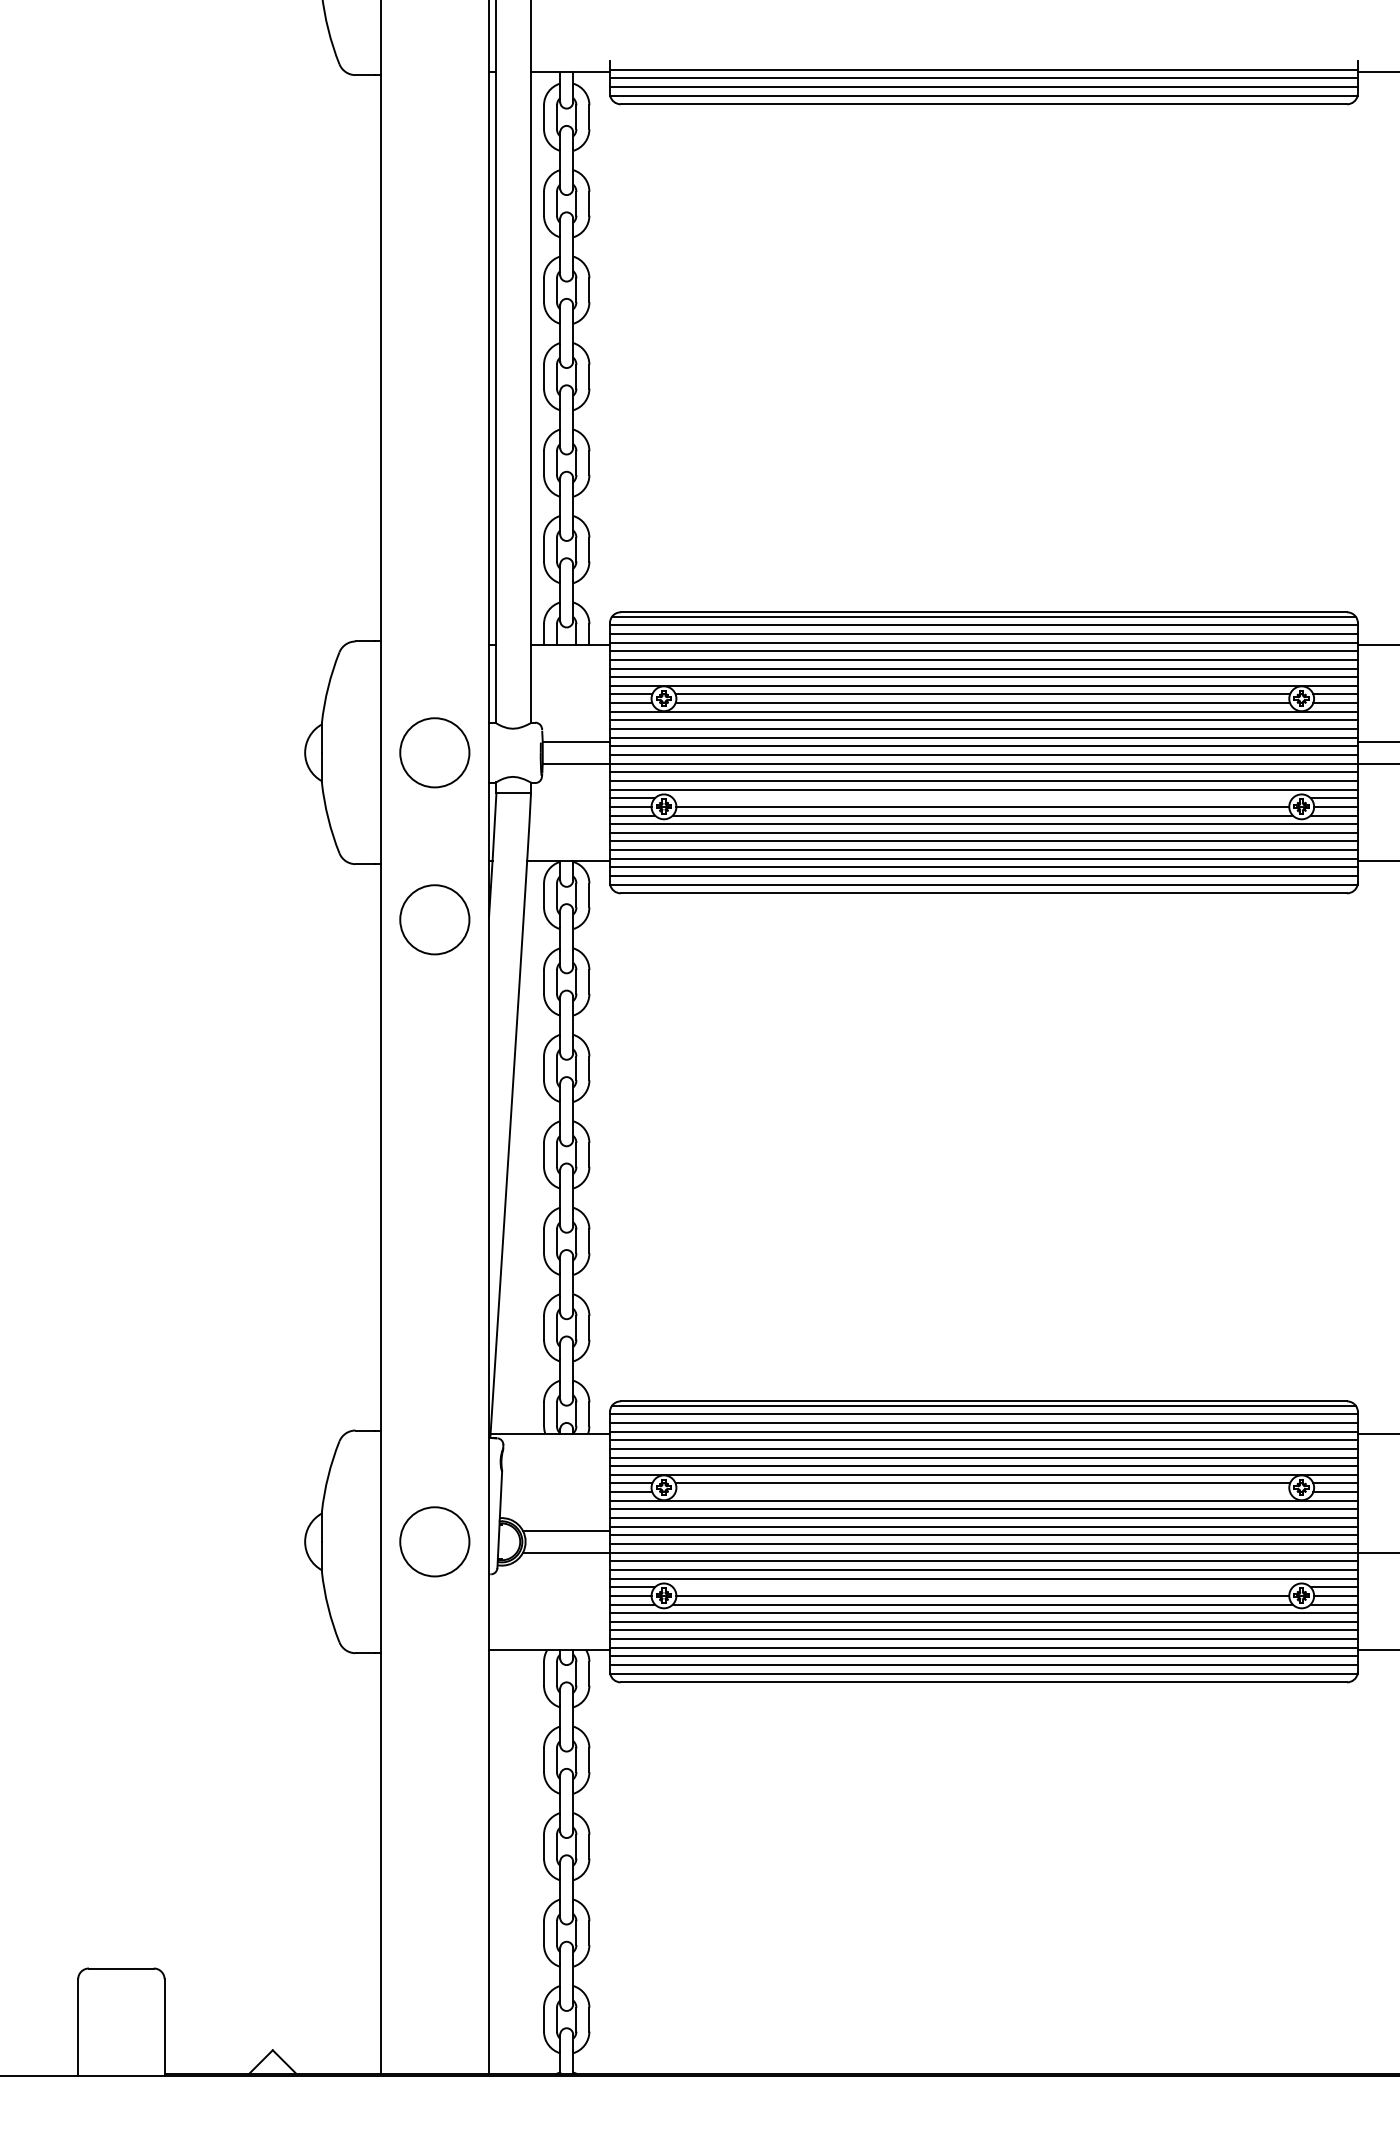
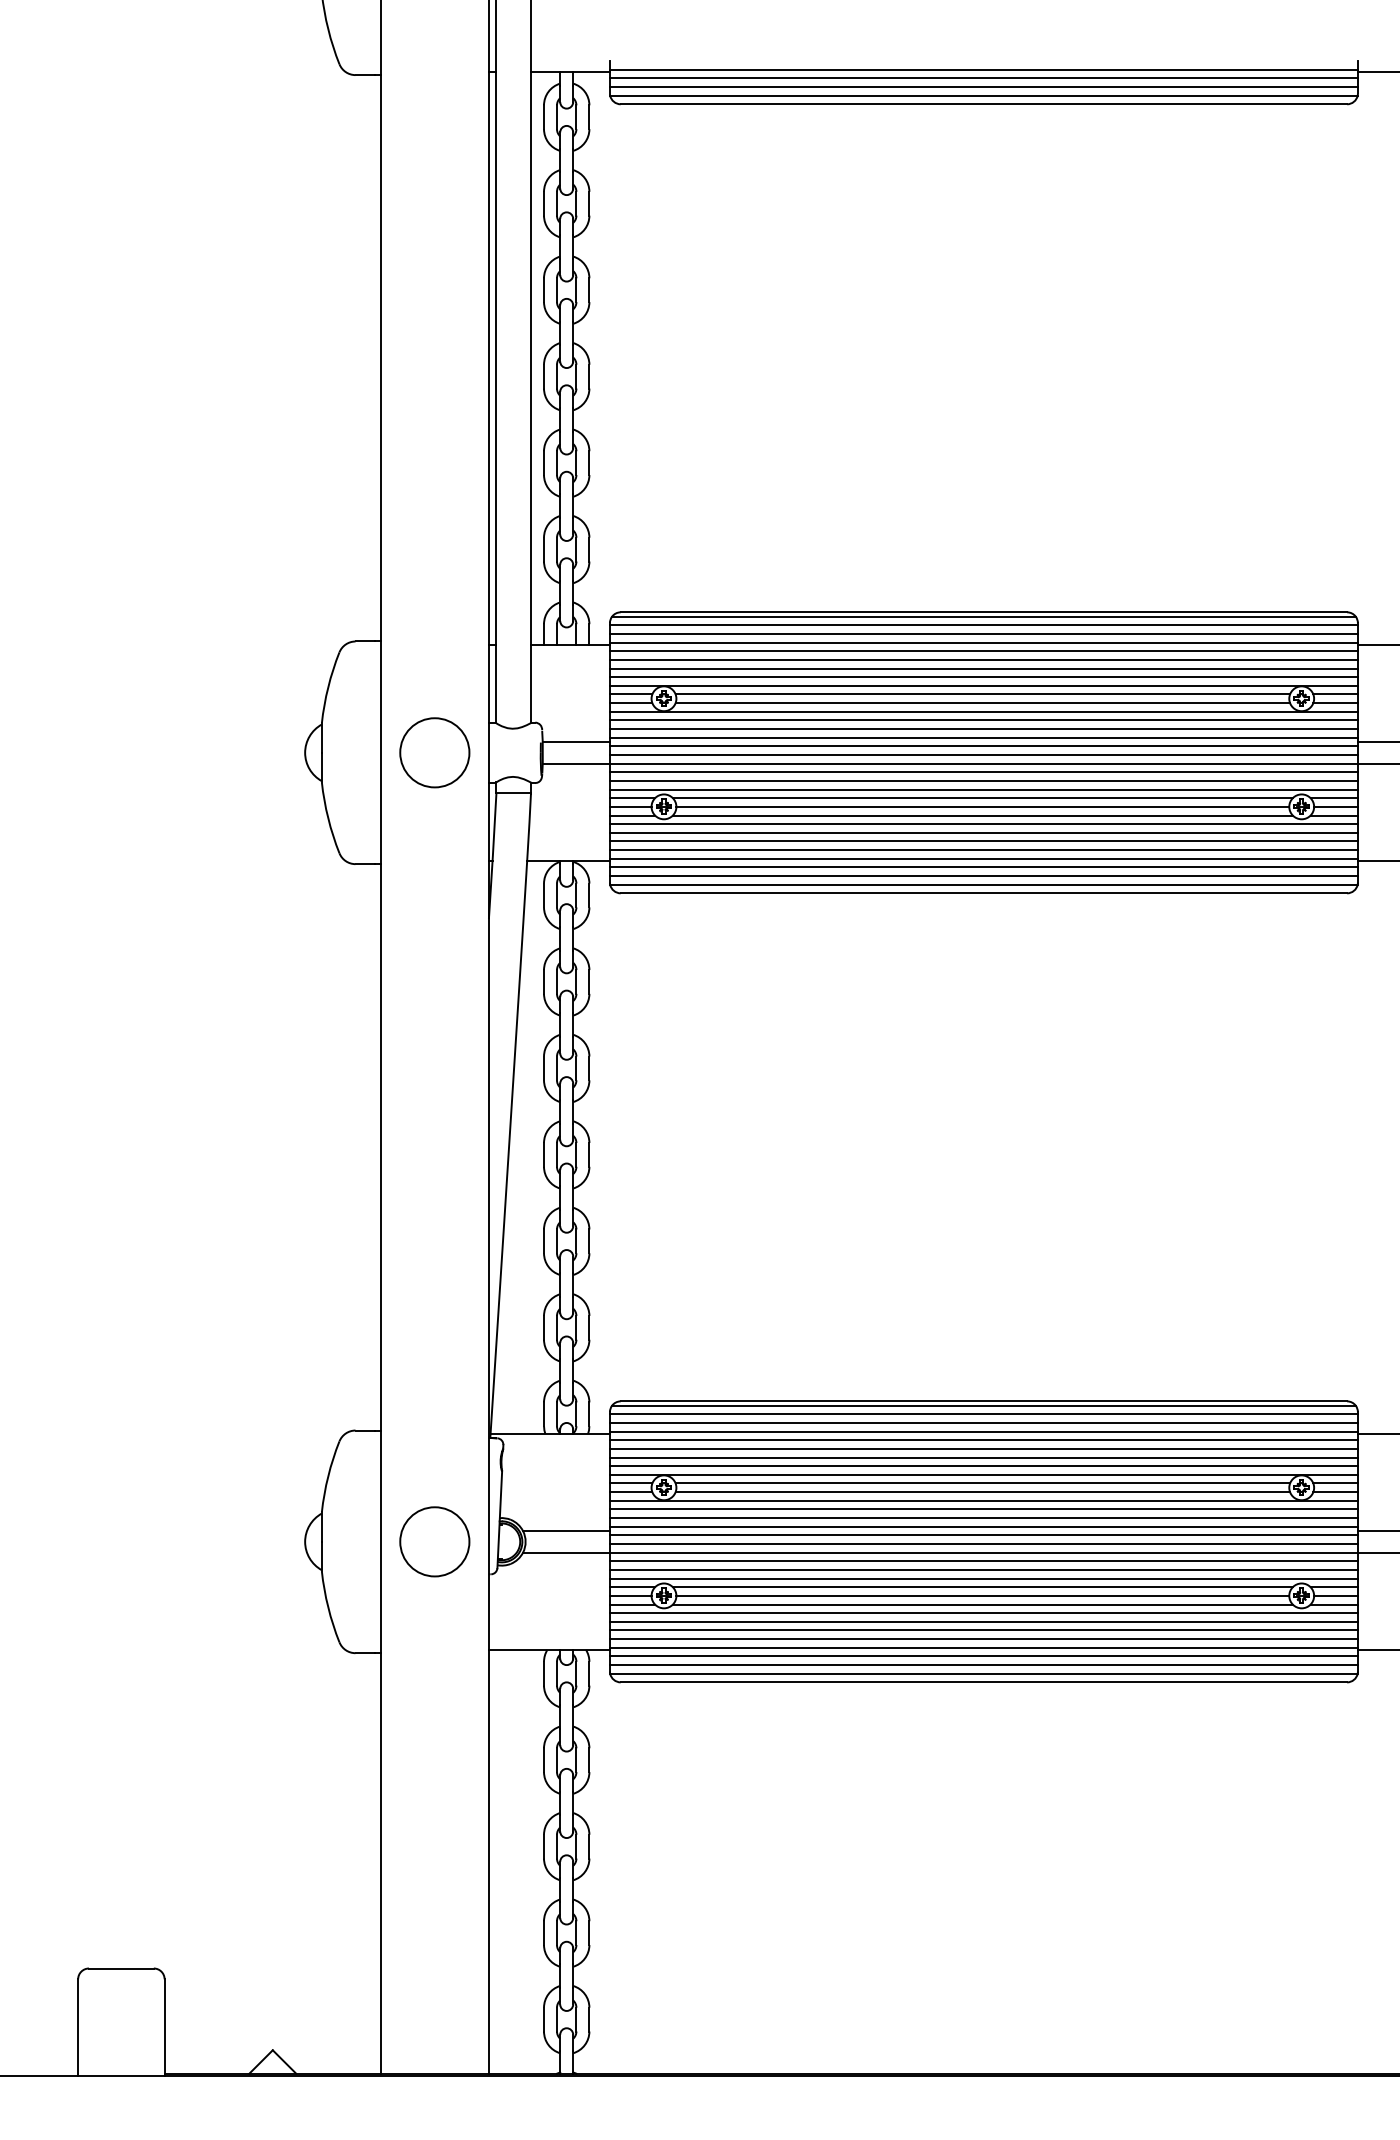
line: none -> present (982, 798)
circle: present -> none (434, 919)
line: none -> present (982, 1492)
line: none -> present (1376, 1531)
line: none -> present (982, 1587)
